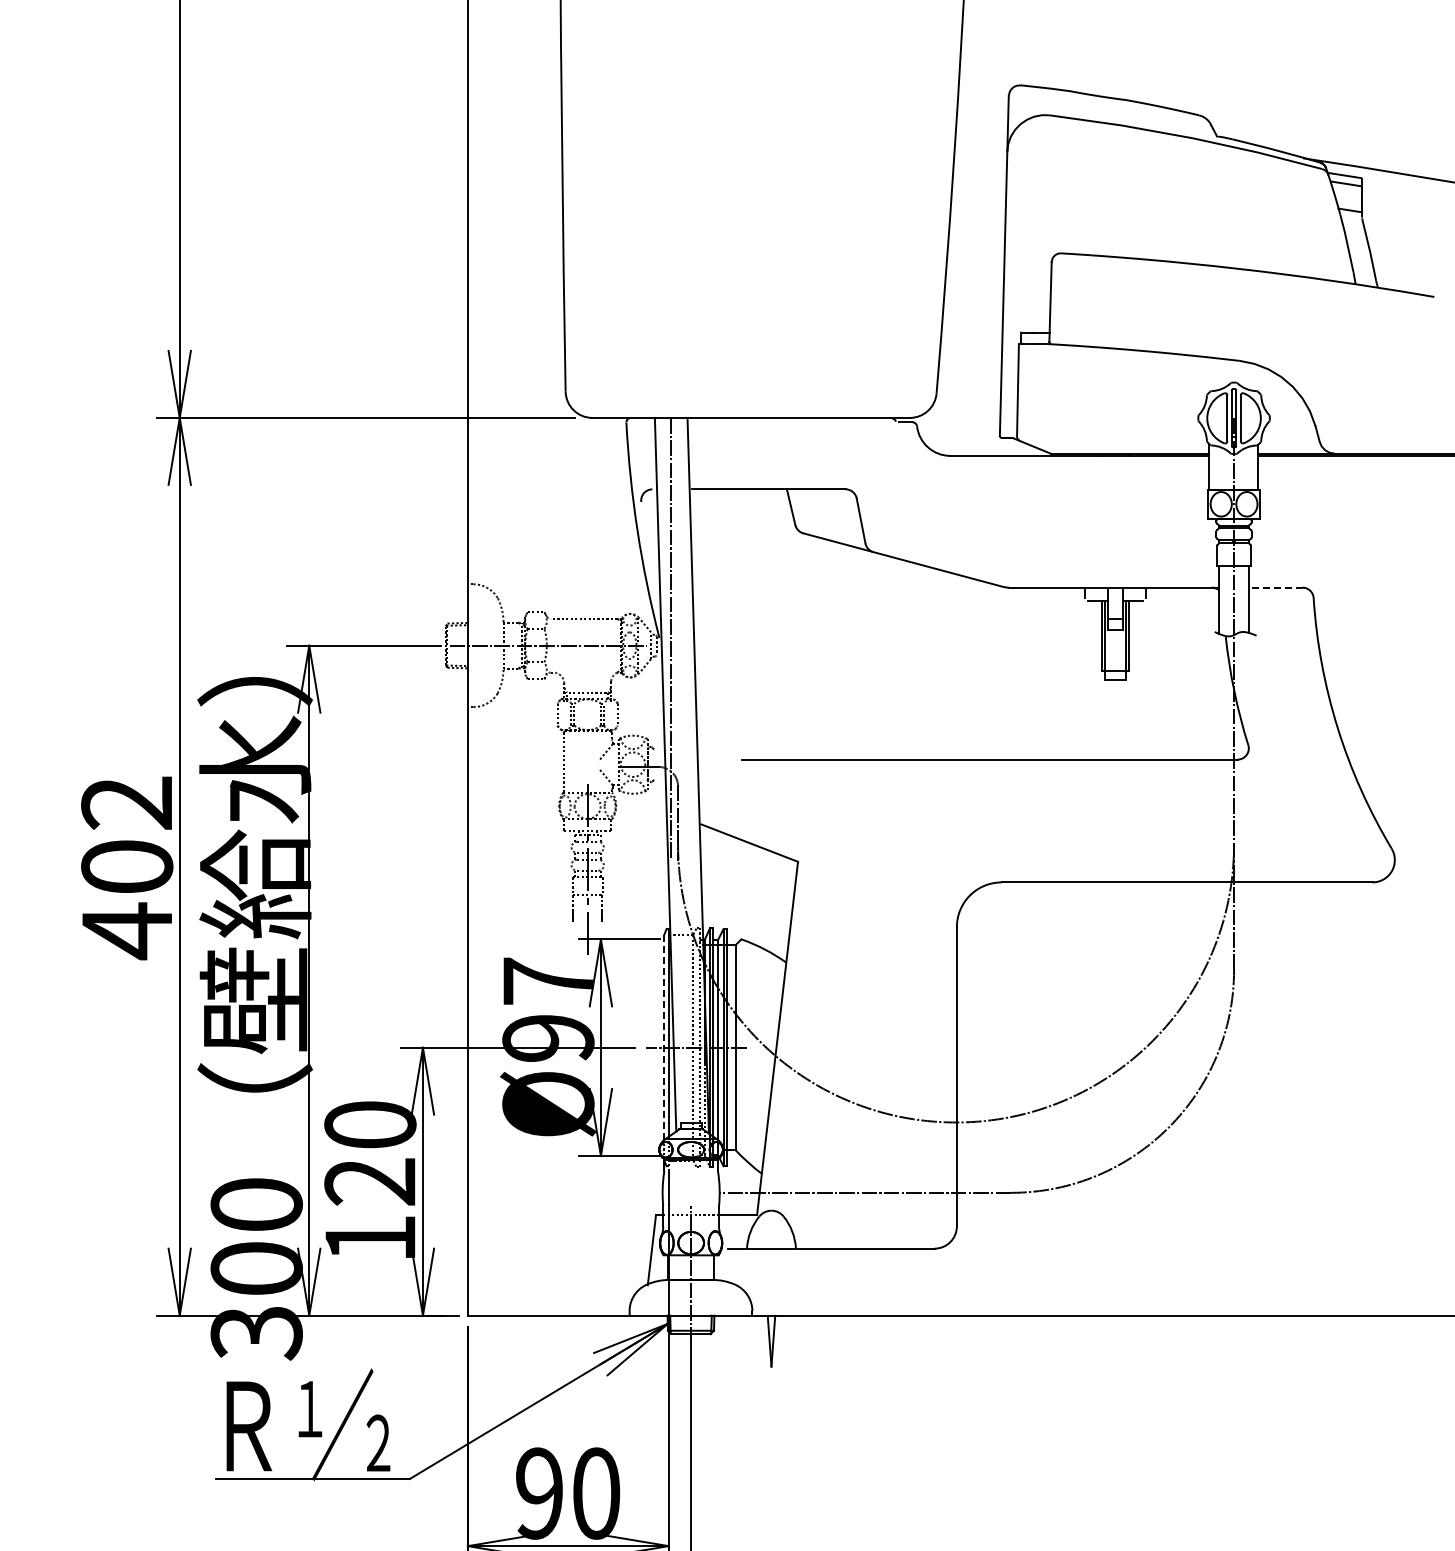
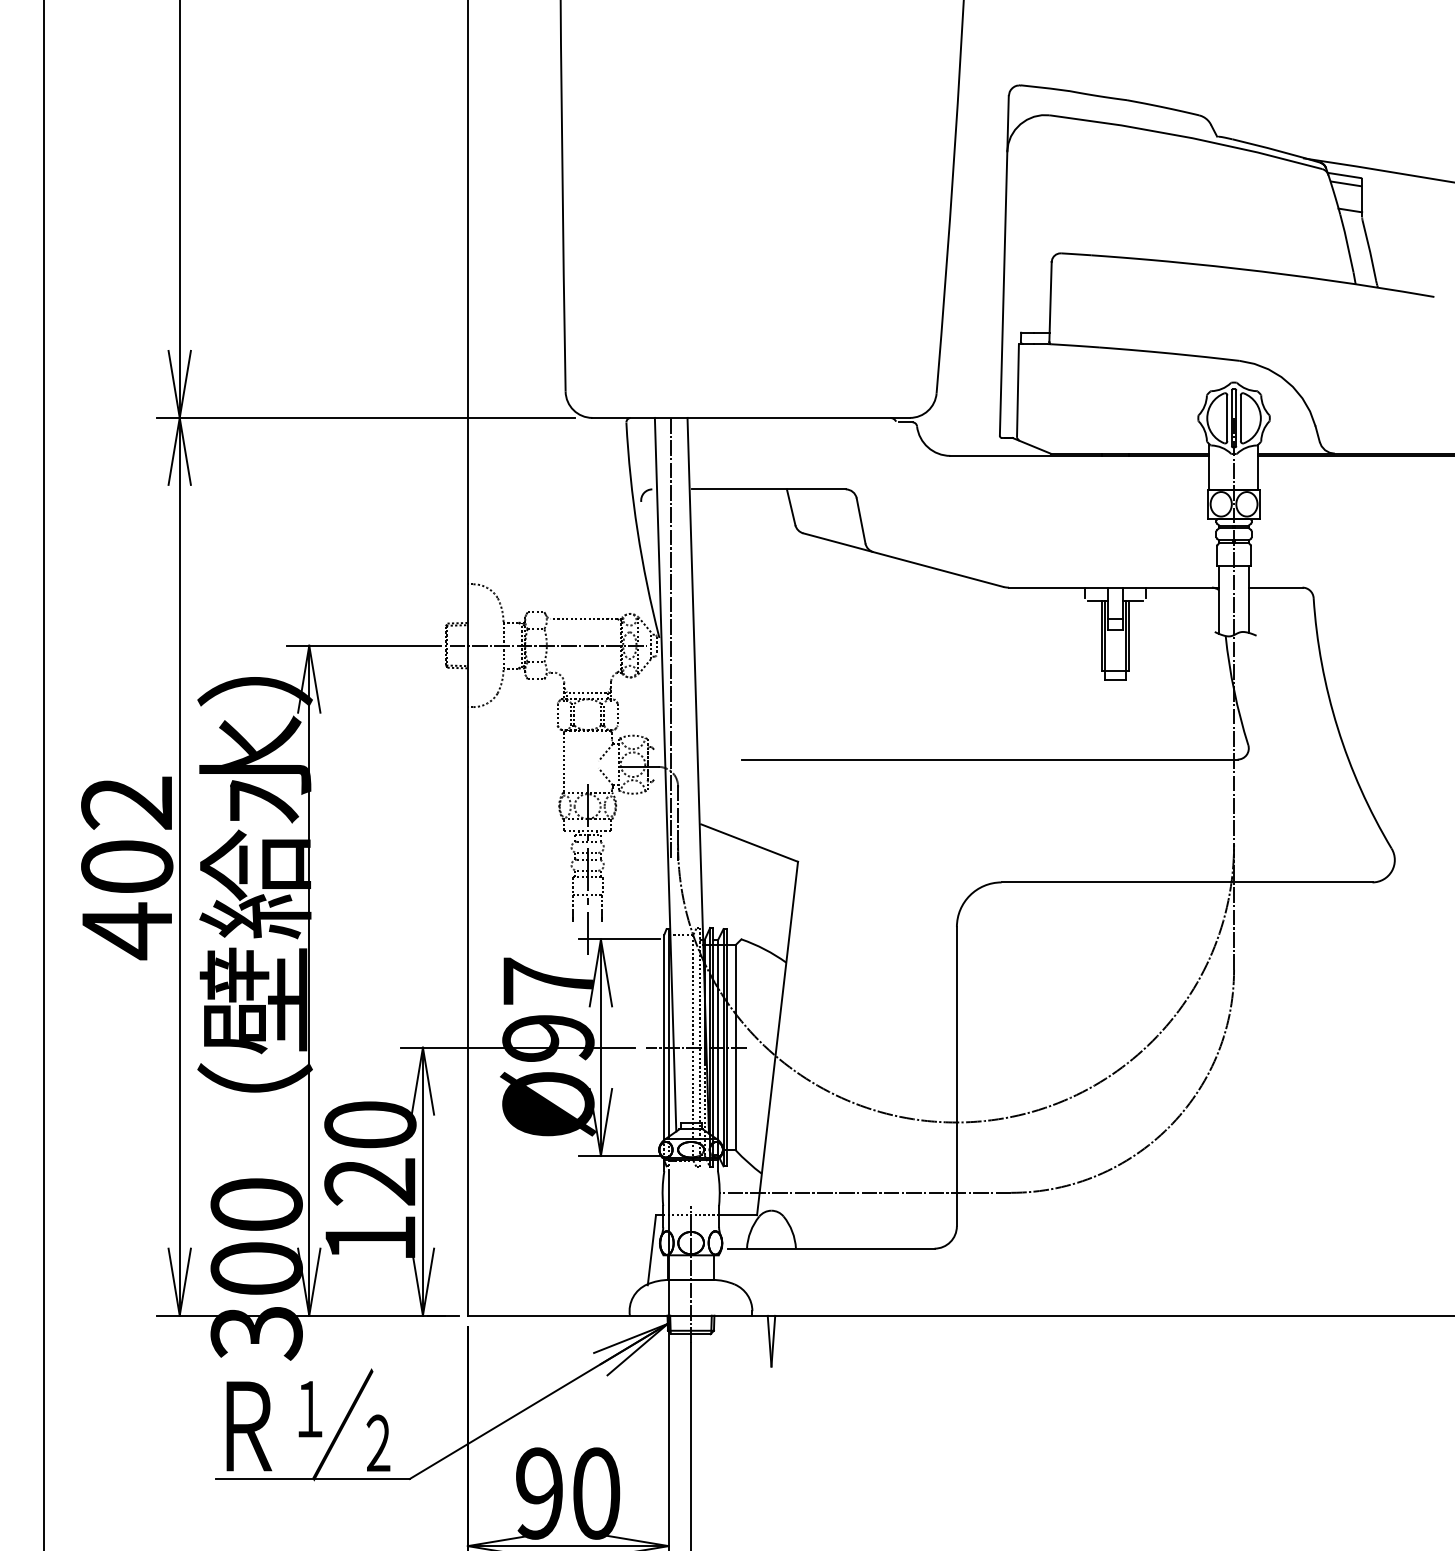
line: dashed -> solid (1275, 587)
line: none -> present (43, 774)
line: dashed -> solid (664, 1037)
